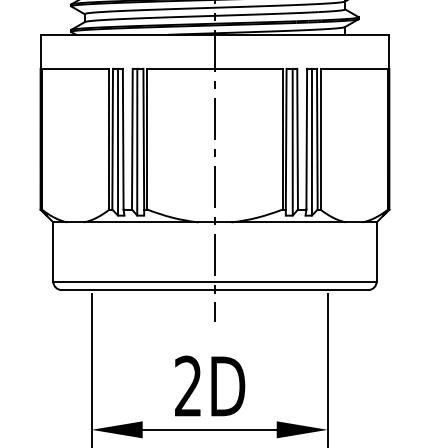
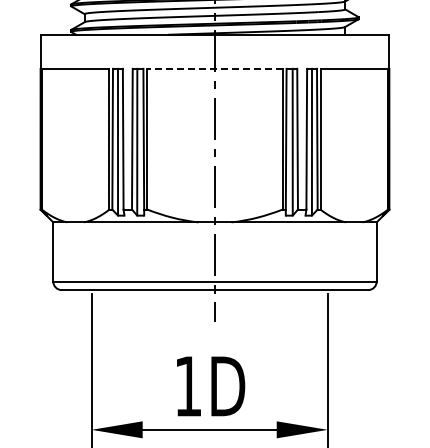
line: solid -> dashed (214, 68)
text: 2D -> 1D (187, 385)
